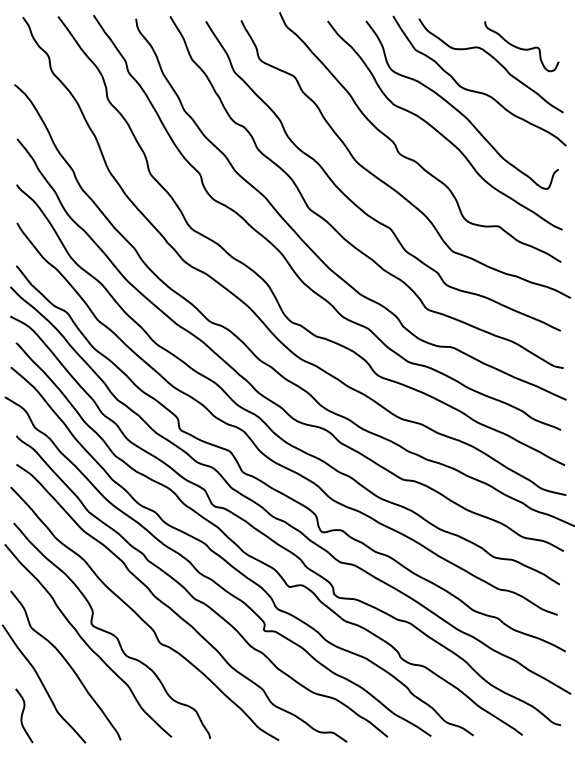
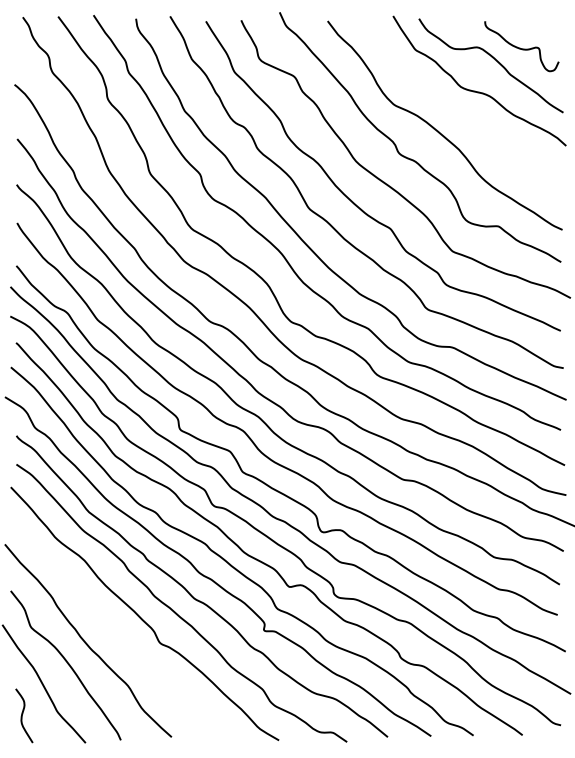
curve: present -> none (459, 110)
curve: present -> none (111, 632)
